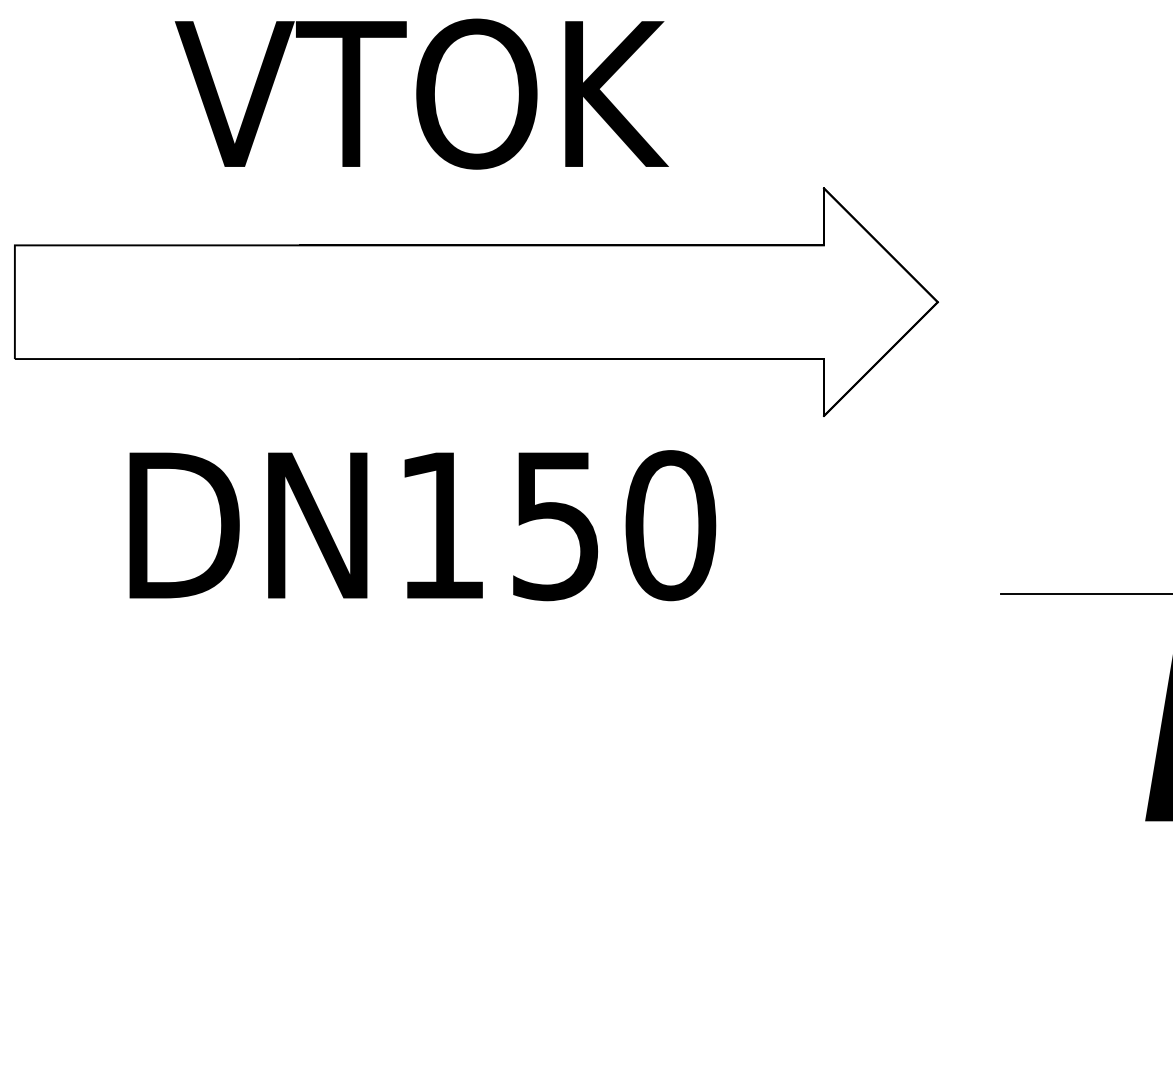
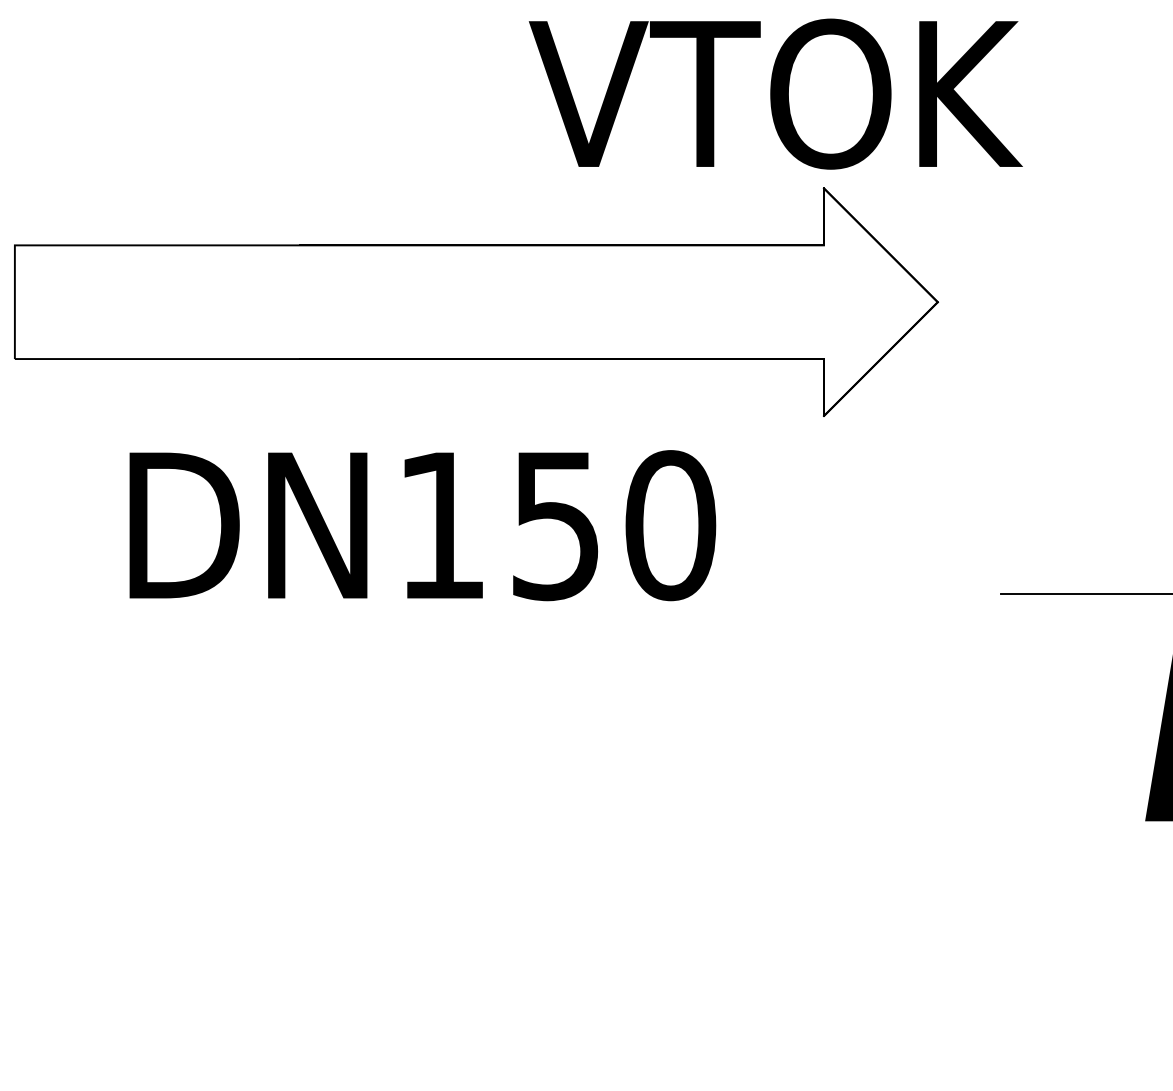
text position: (421, 93) -> (775, 93) (775, 93)
